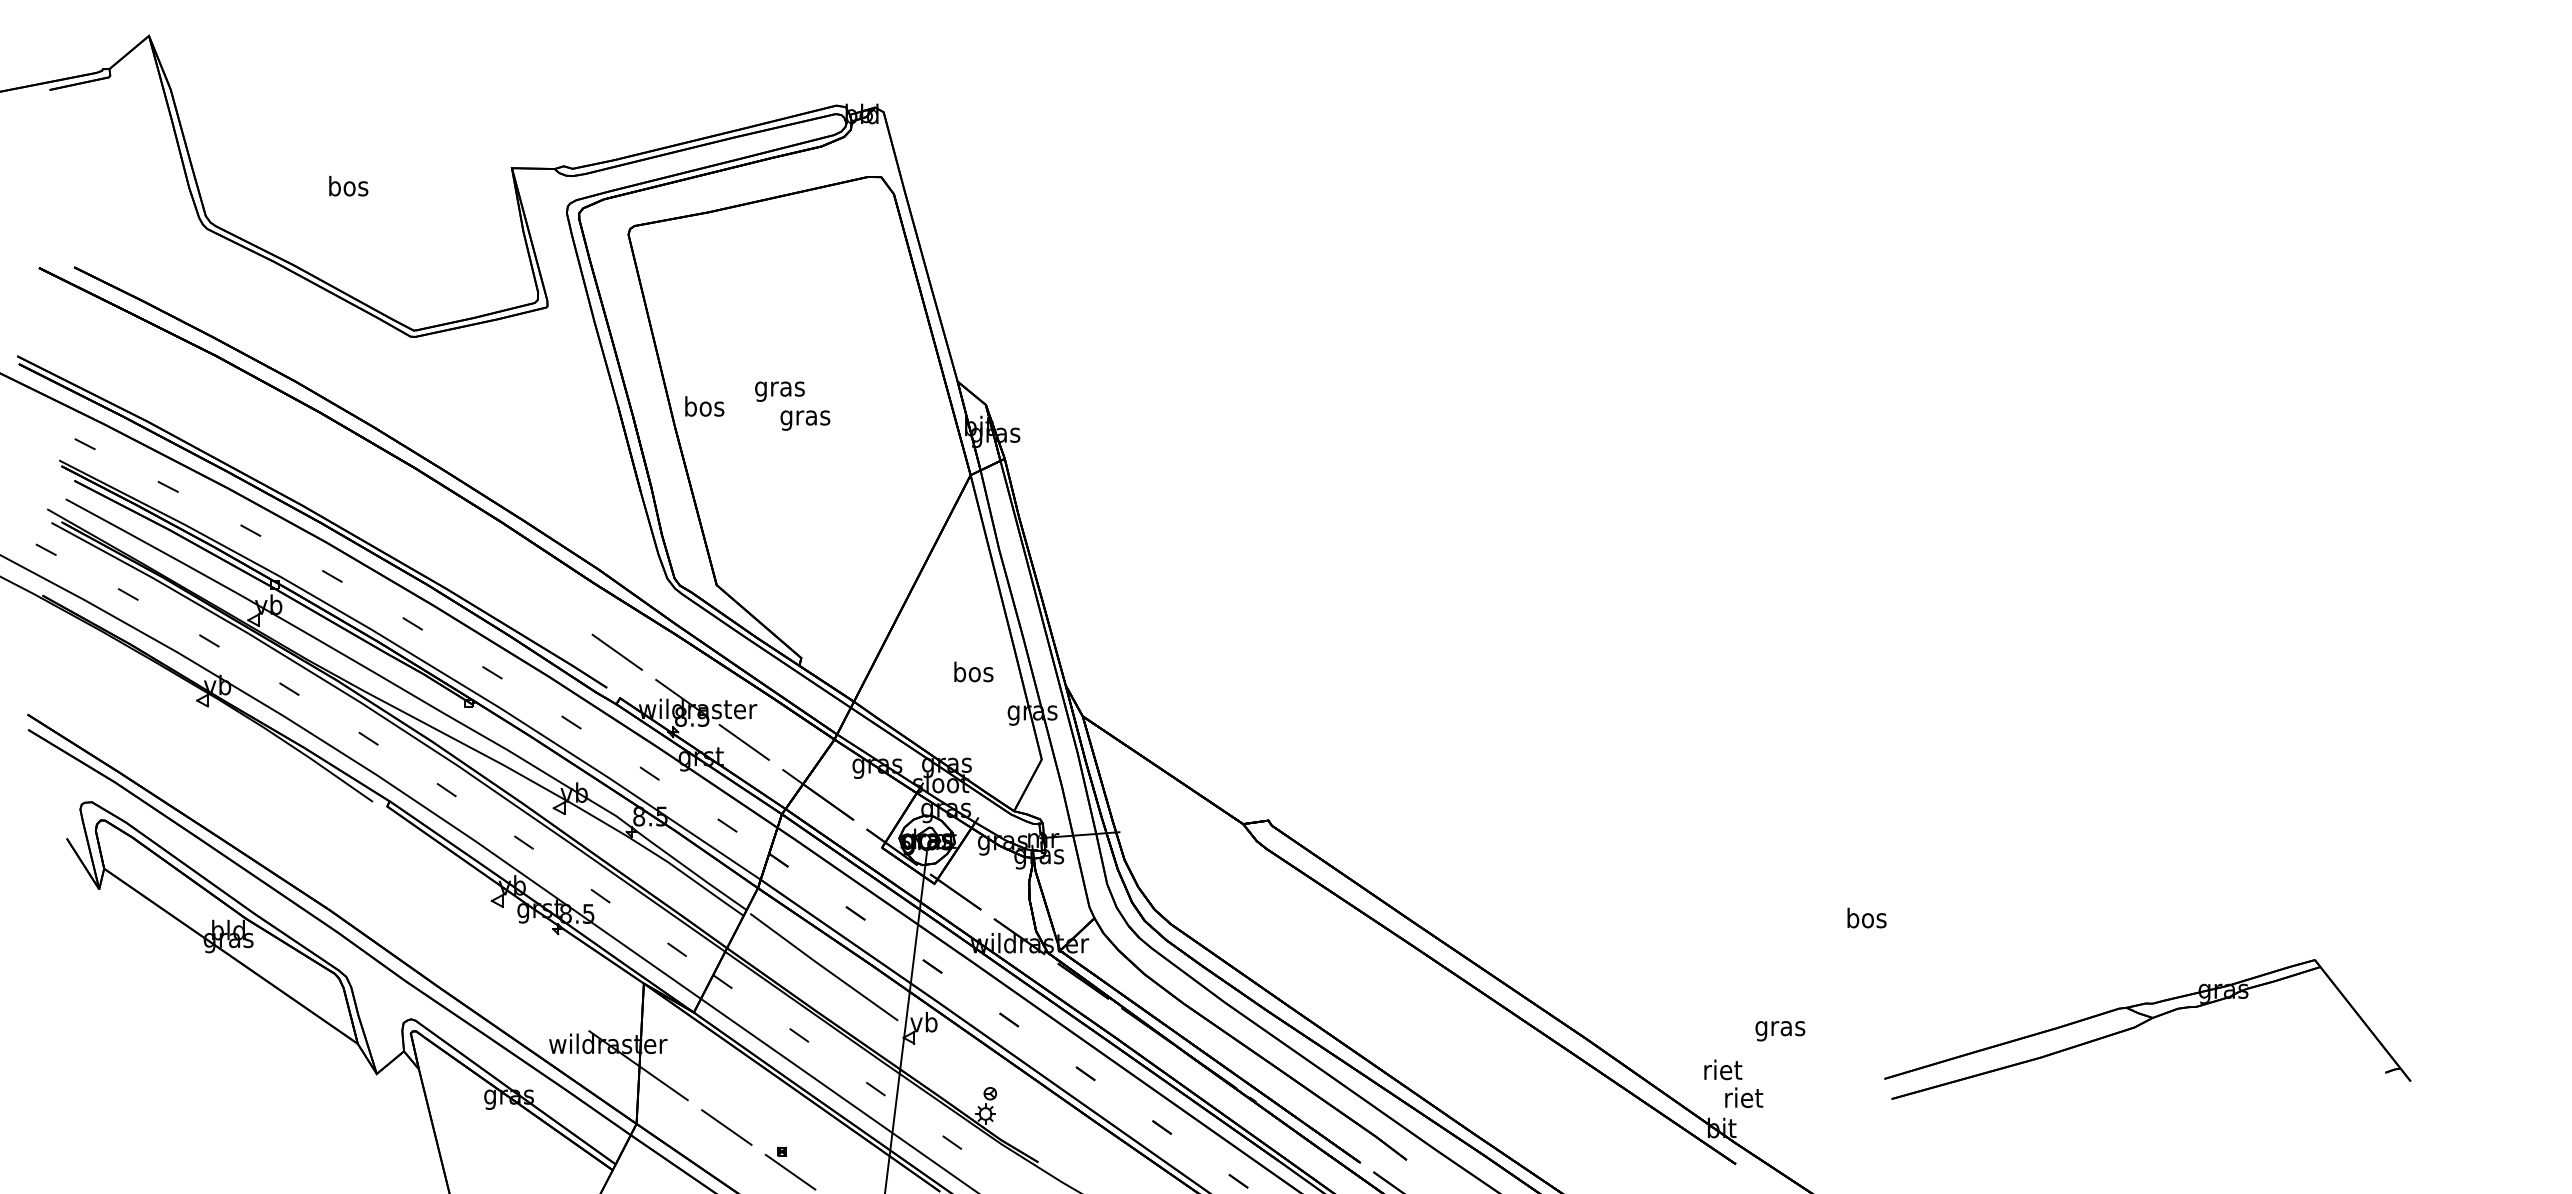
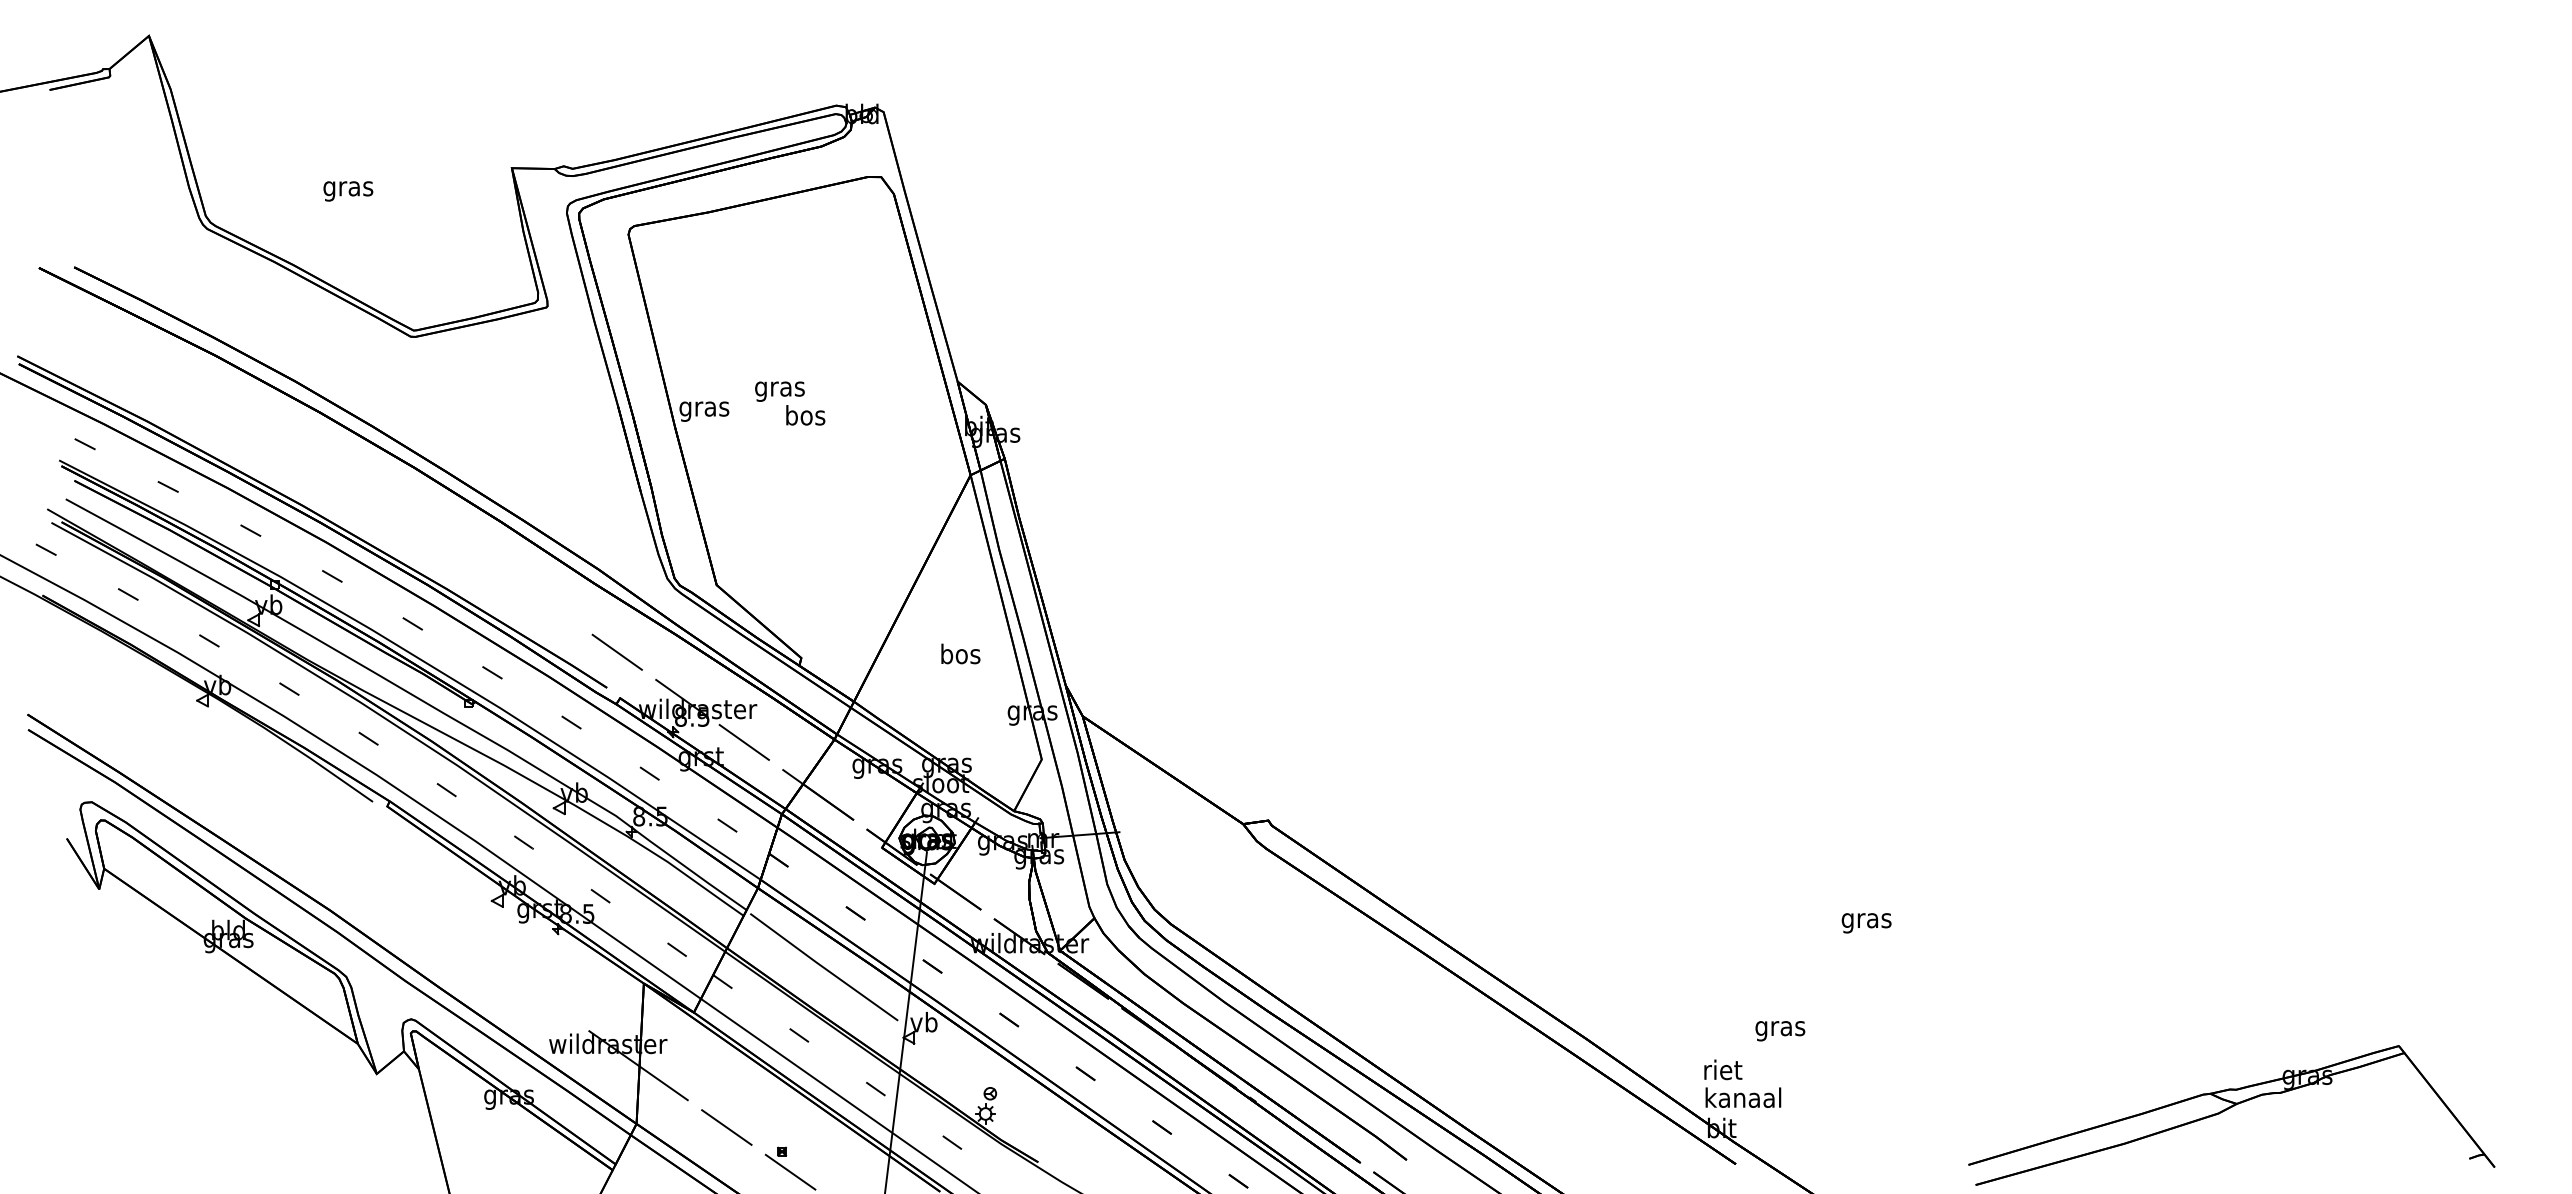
text: bos -> gras (348, 188)
text: bos -> gras (704, 408)
text: gras -> bos (805, 417)
text position: (973, 671) -> (960, 653) (960, 653)
text: bos -> gras (1866, 920)
part position: (2144, 1023) -> (2228, 1109) (2228, 1109)
text: riet -> kanaal (1743, 1097)
